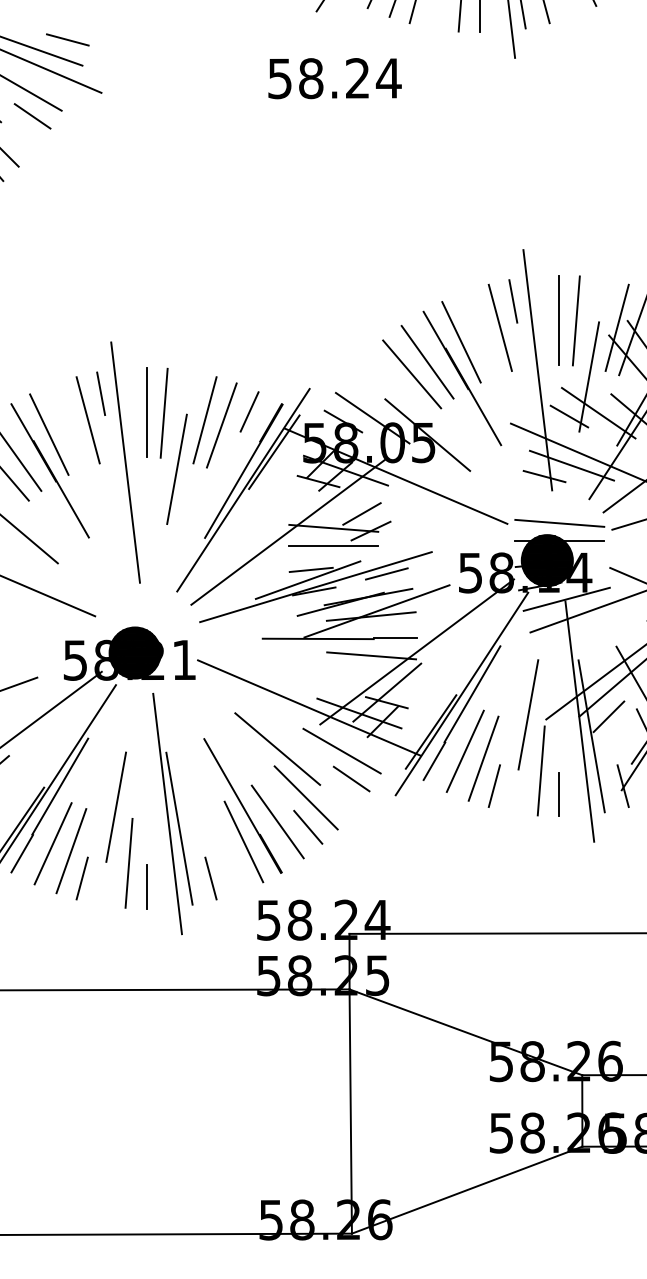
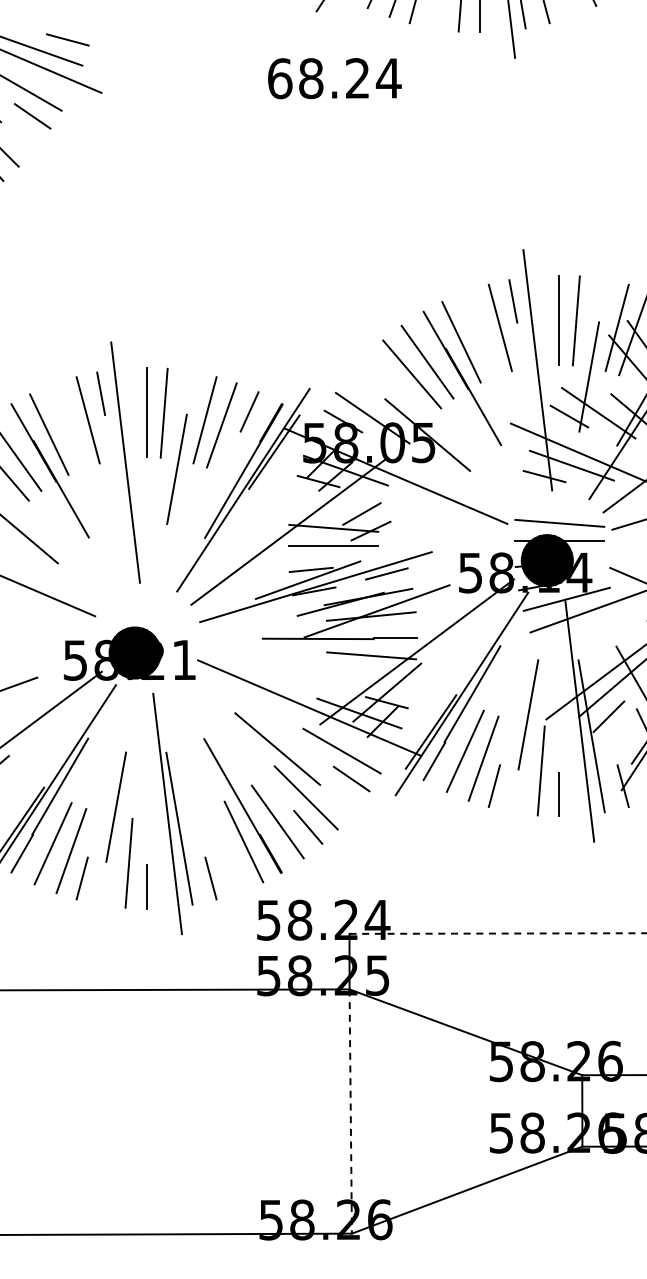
text: 58.24 -> 68.24 (280, 78)
line: solid -> dashed (498, 933)
line: solid -> dashed (350, 1112)
